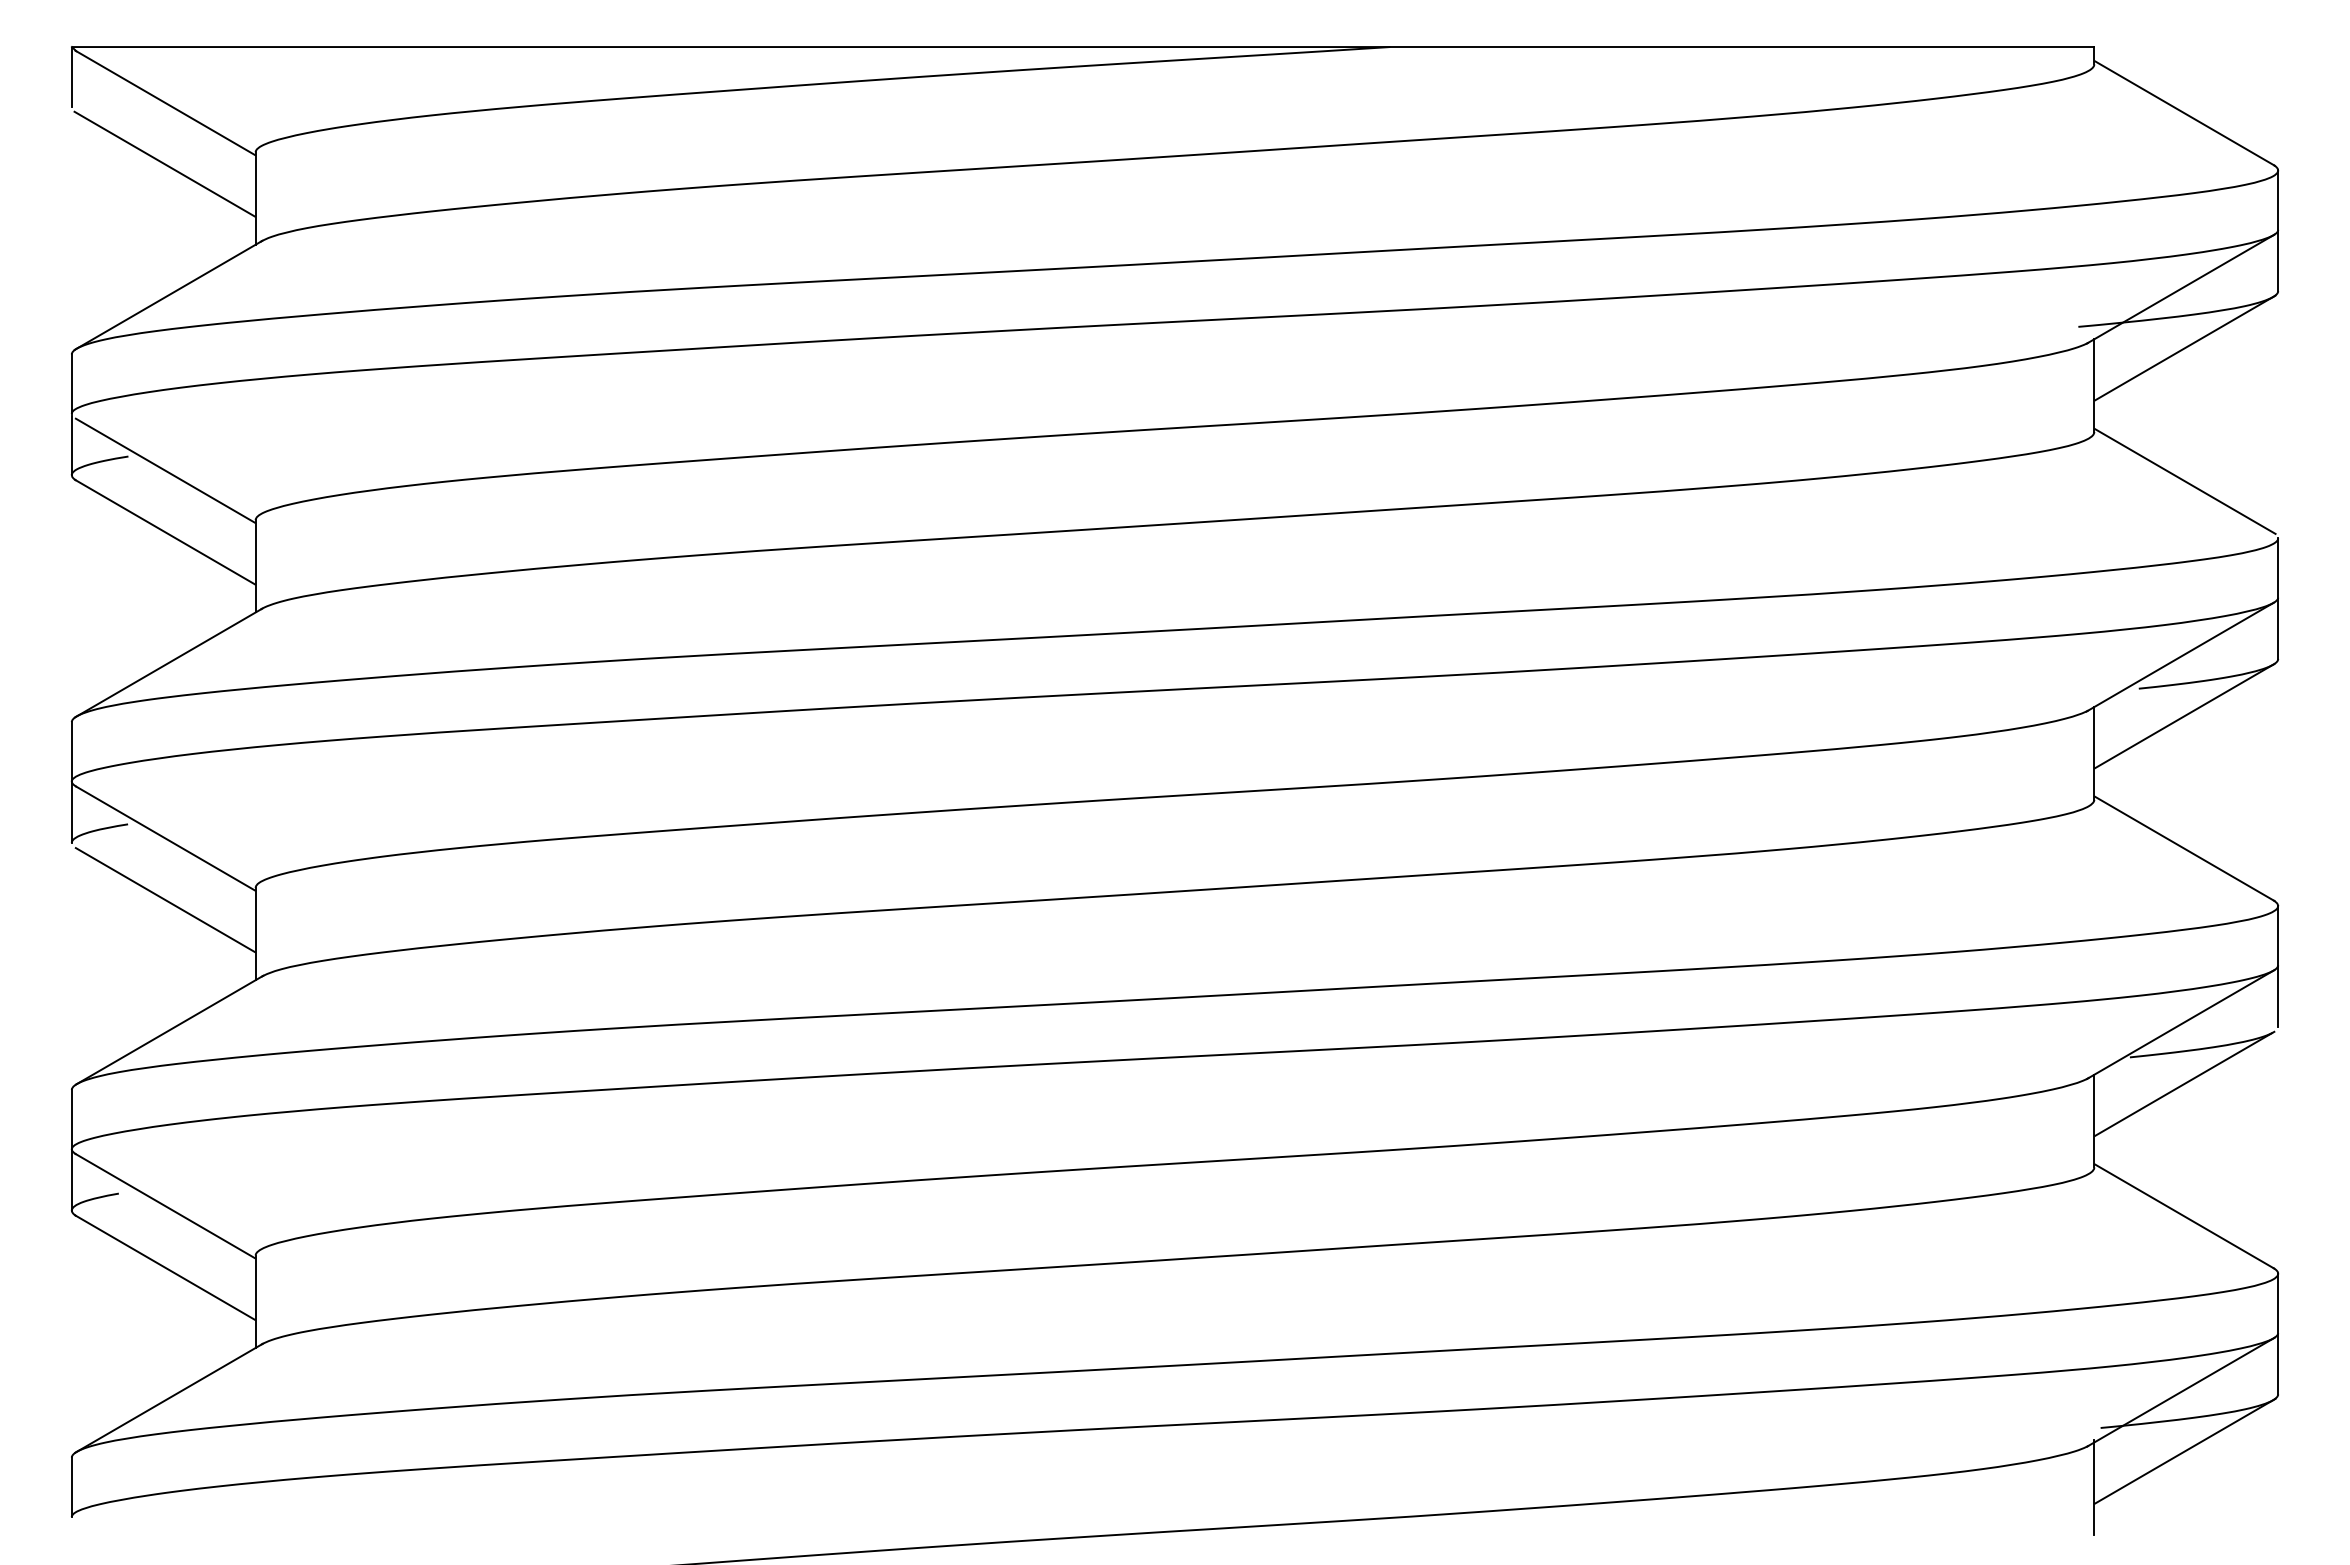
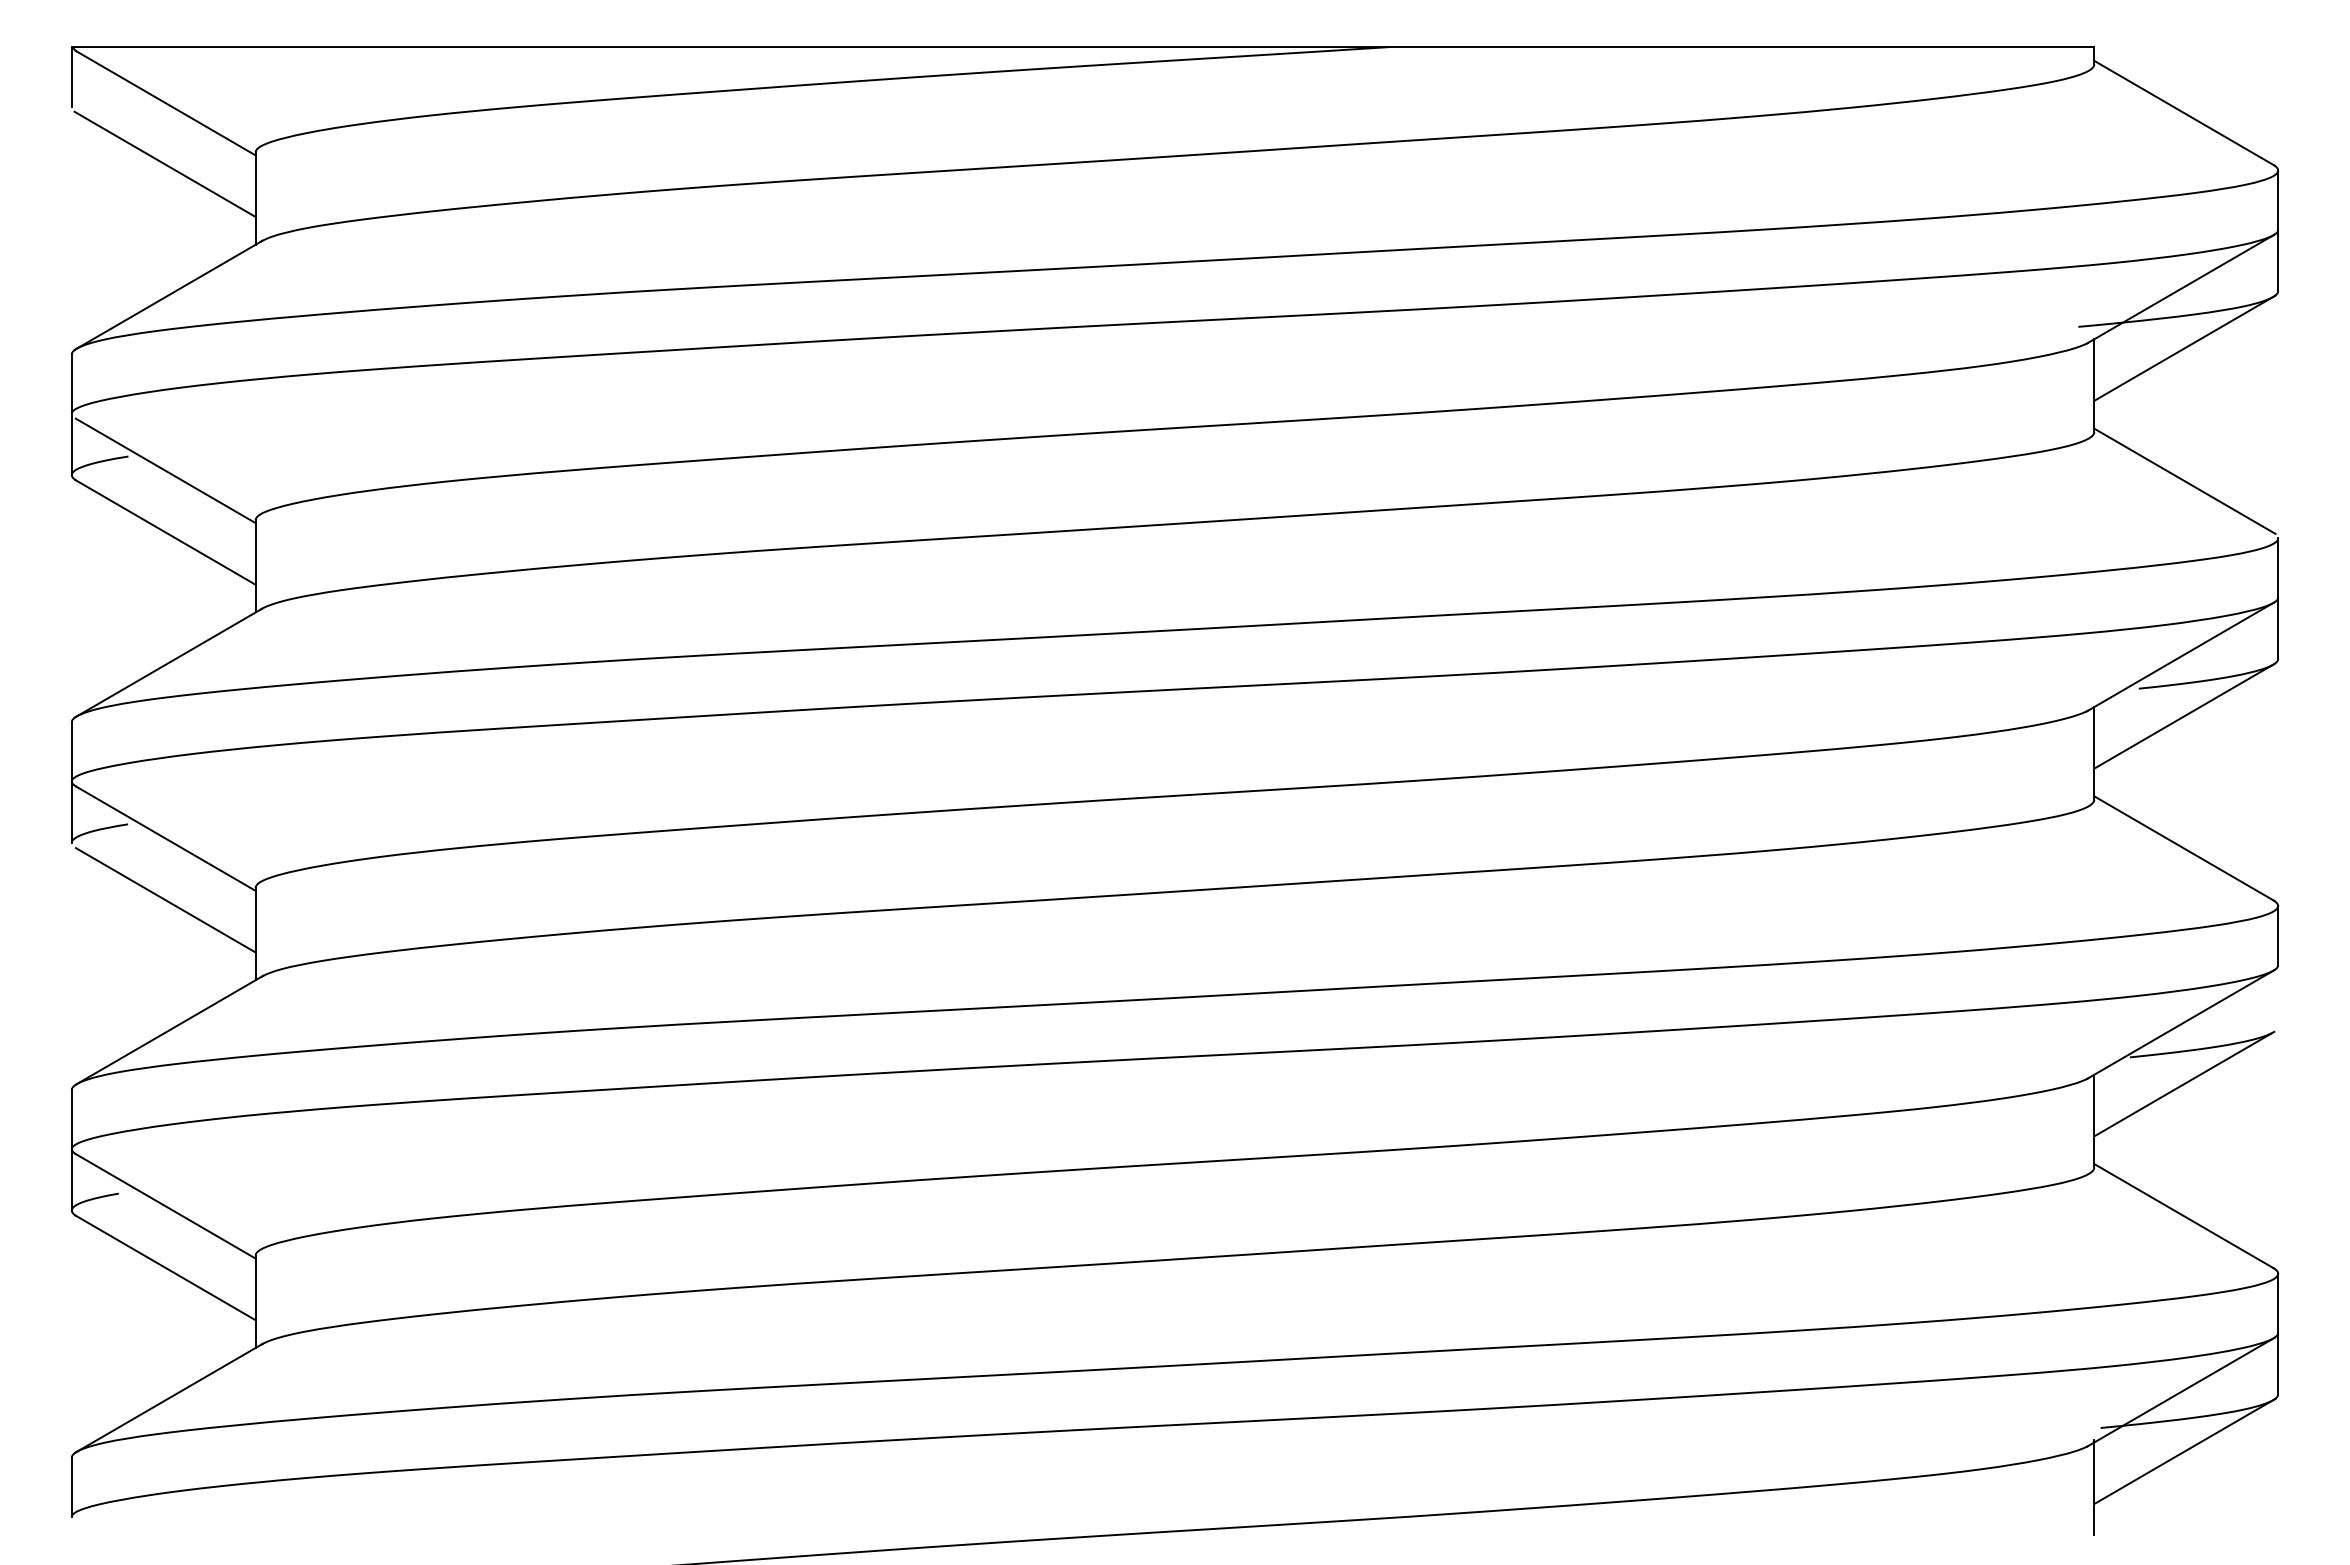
line: present -> none (2278, 996)
